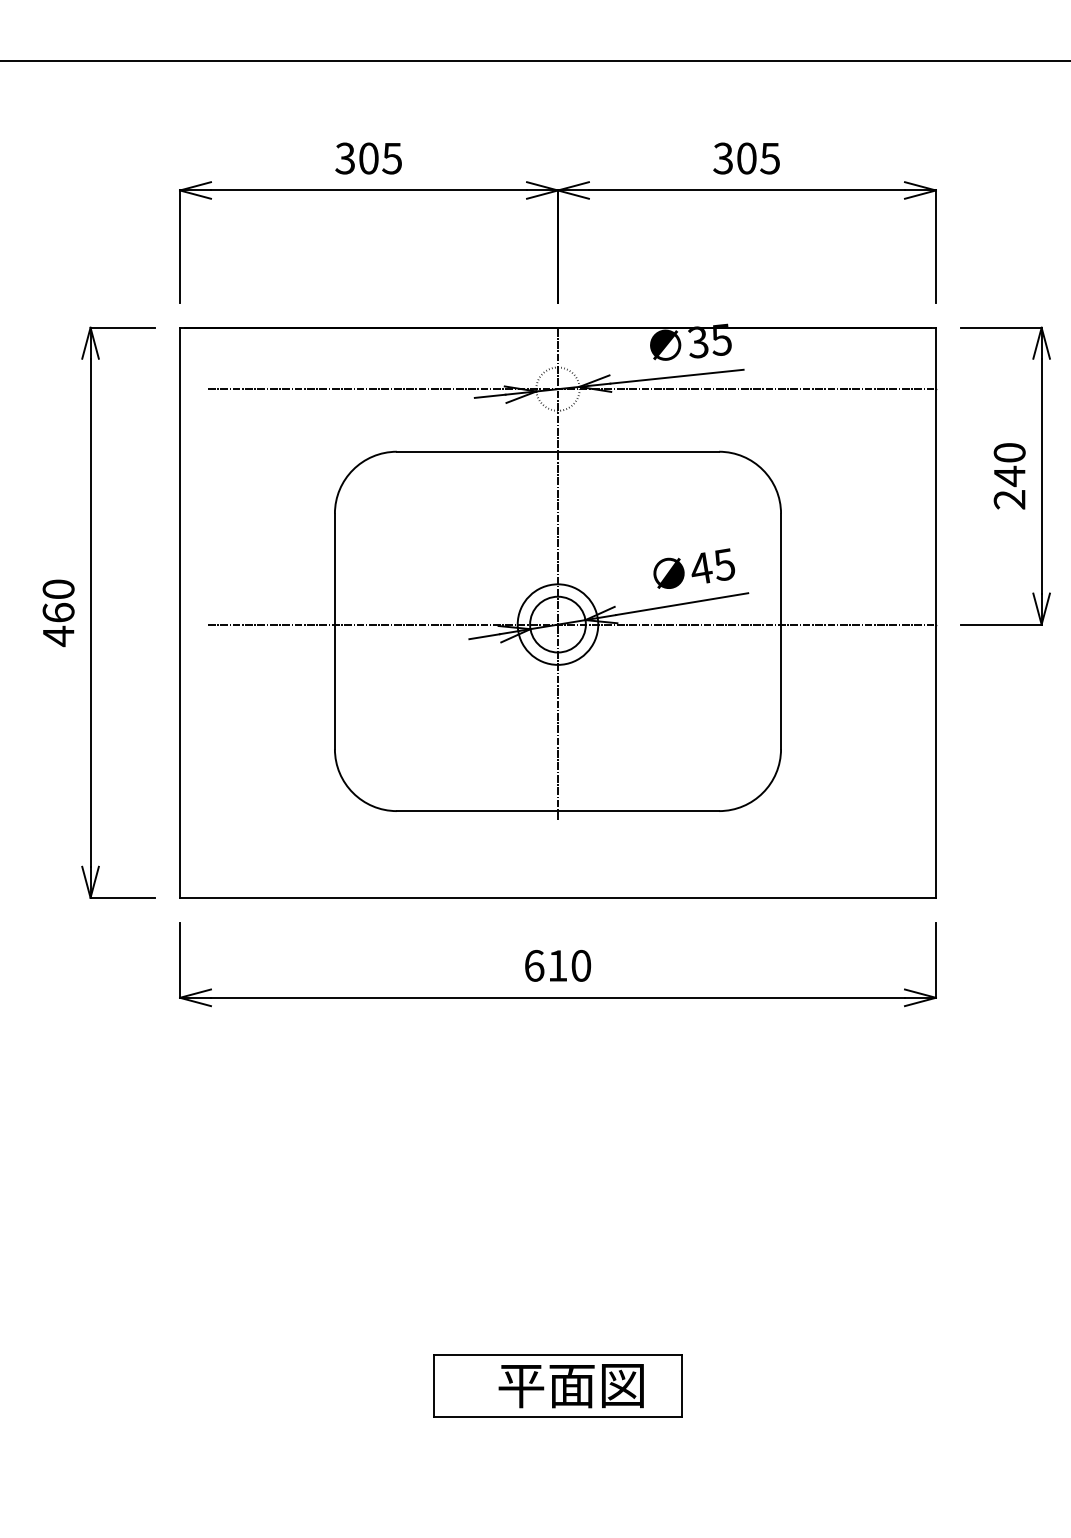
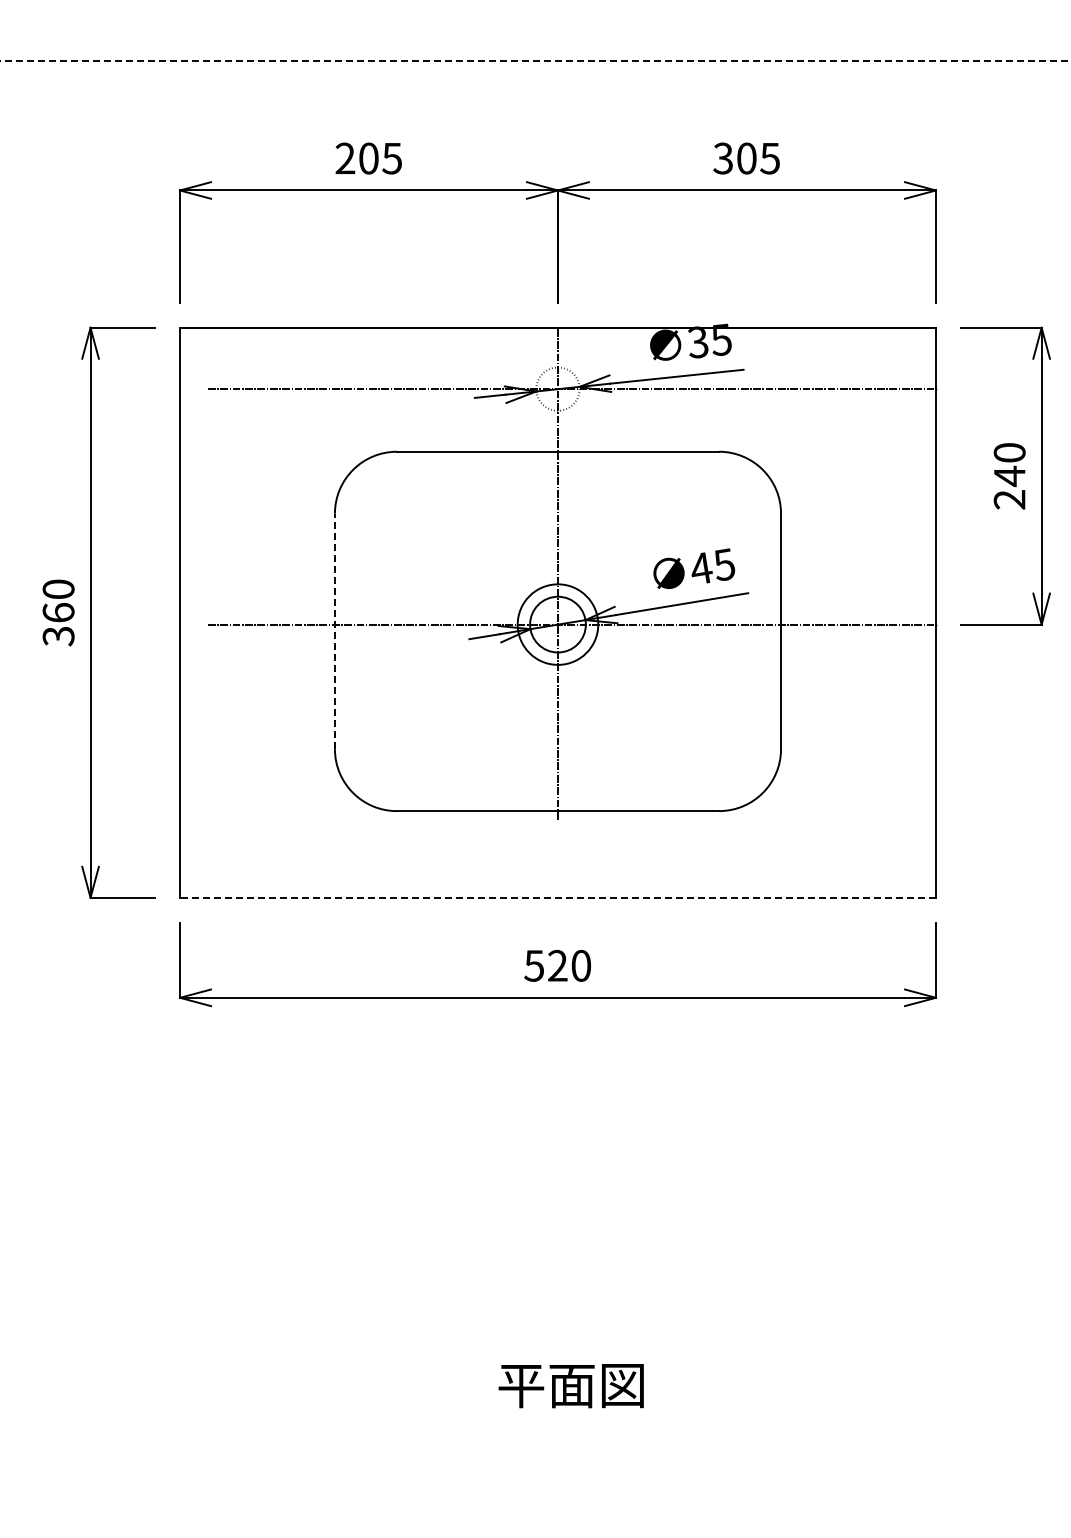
line: solid -> dashed (536, 60)
text: 305 -> 205 (345, 158)
line: solid -> dashed (334, 631)
text: 460 -> 360 (58, 636)
line: solid -> dashed (557, 897)
text: 610 -> 520 (545, 965)
part: present -> none (557, 1385)
